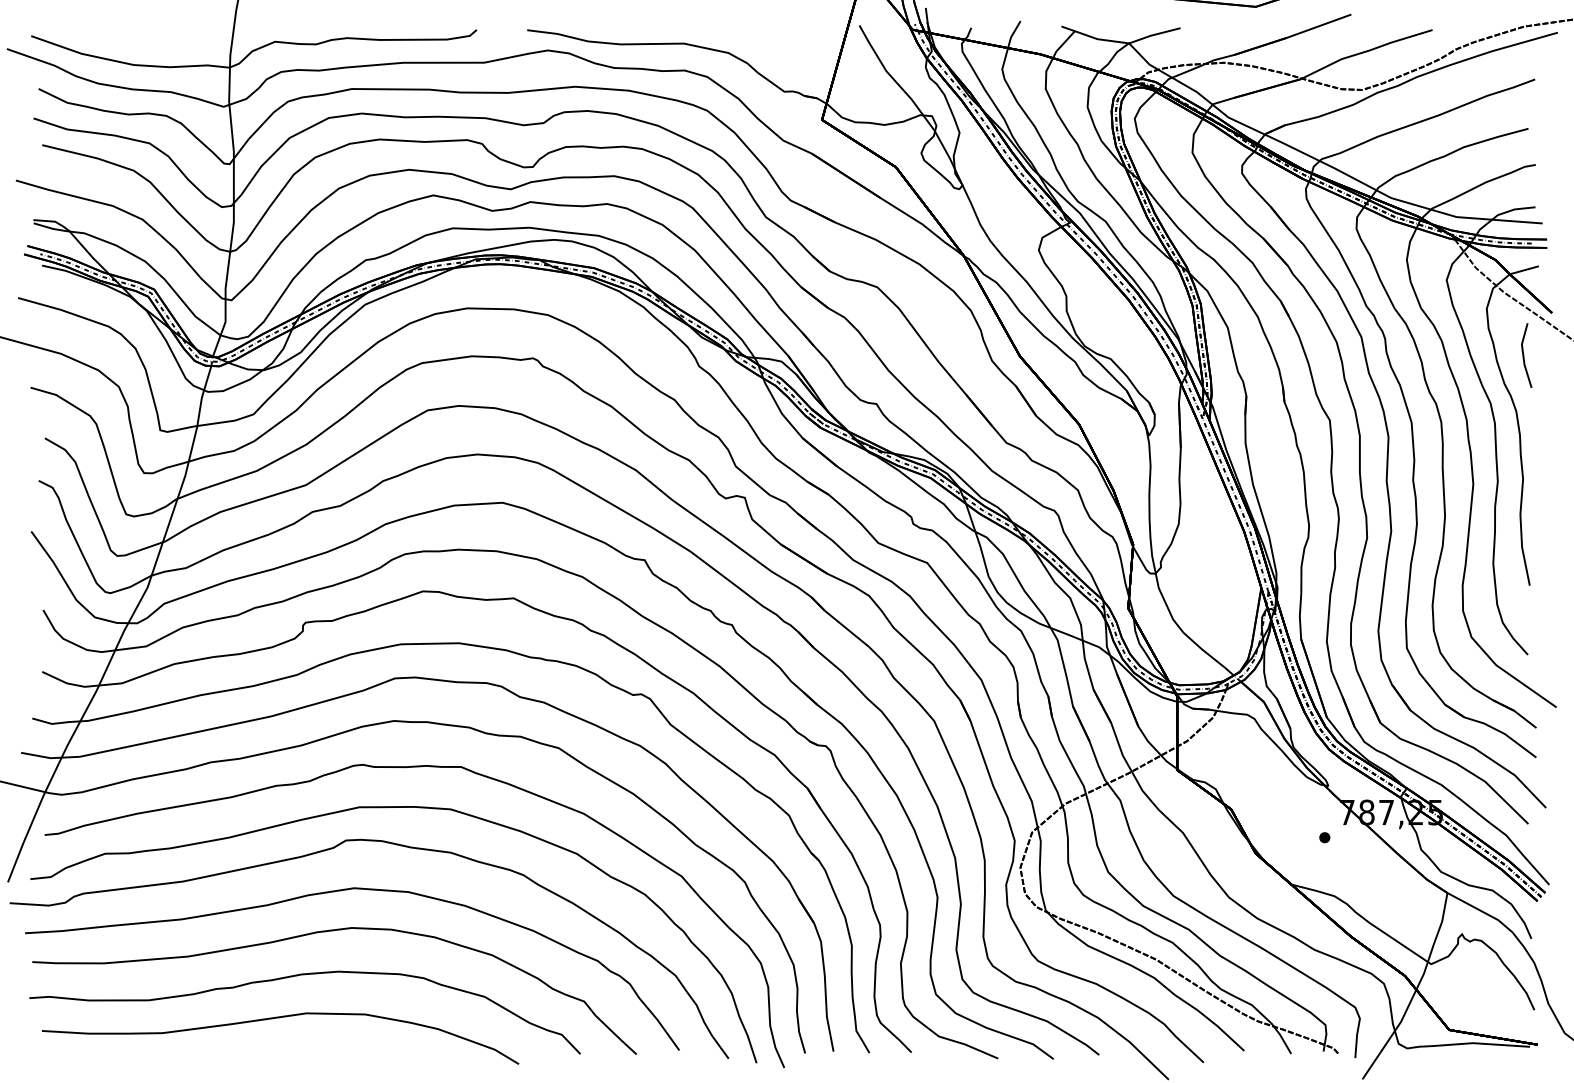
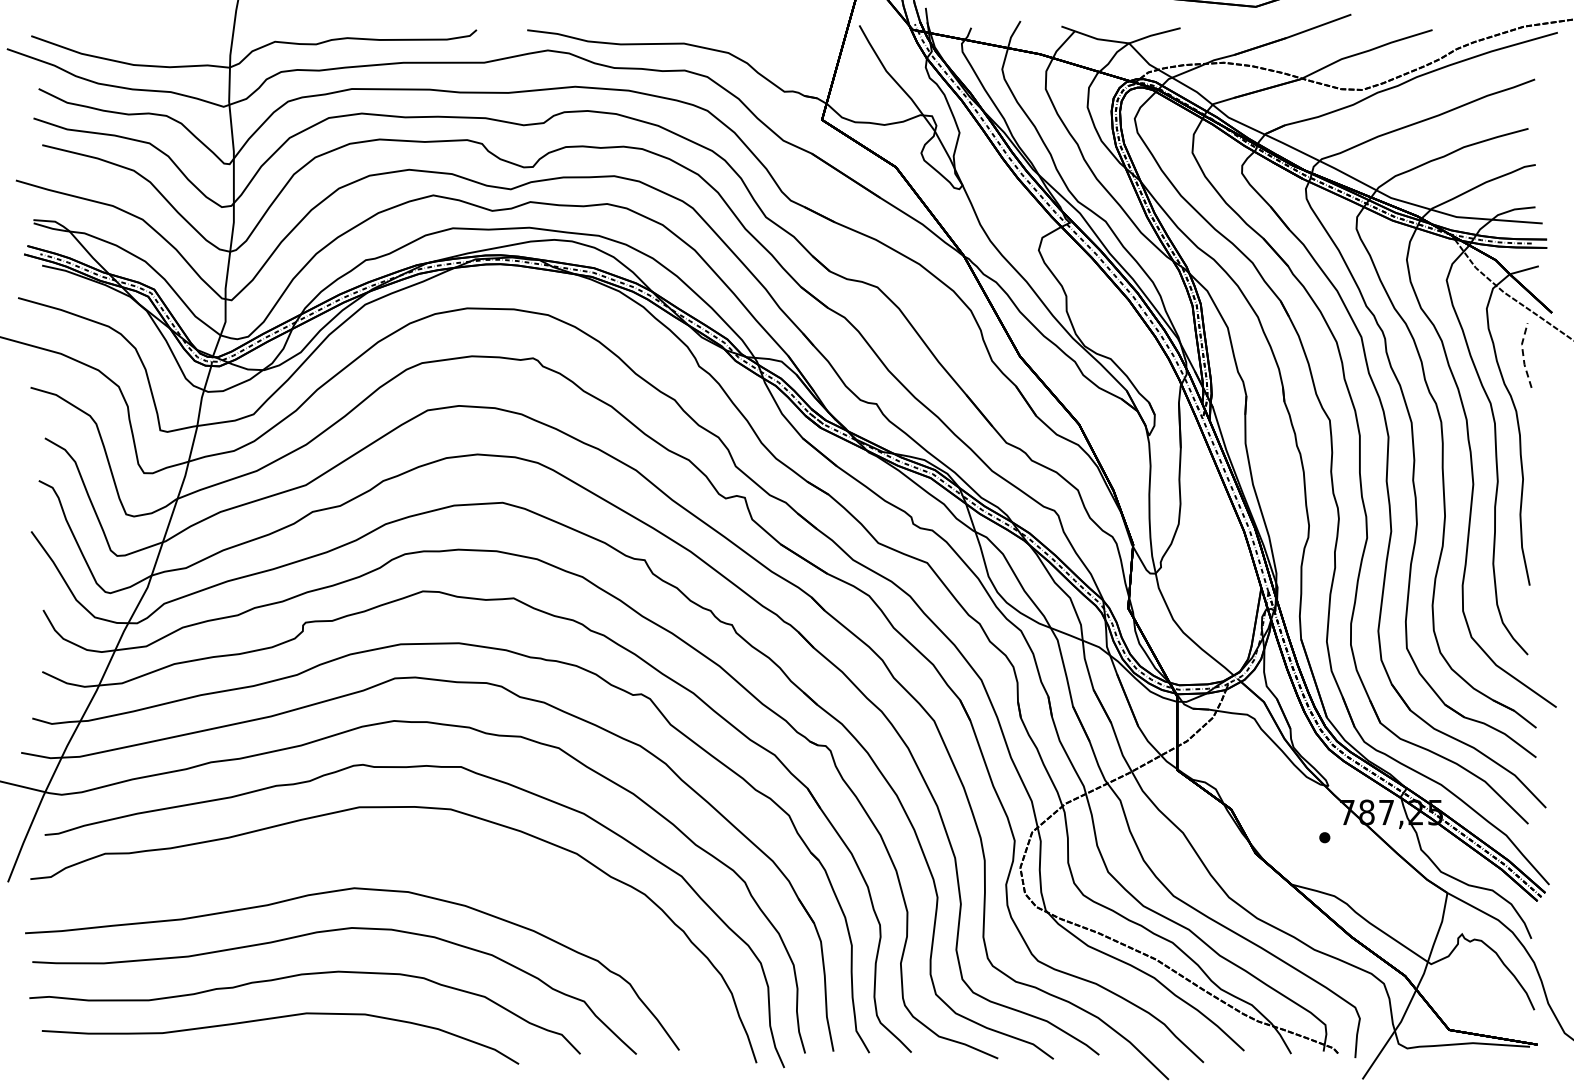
line: solid -> dashed (1523, 355)
curve: present -> none (332, 849)
